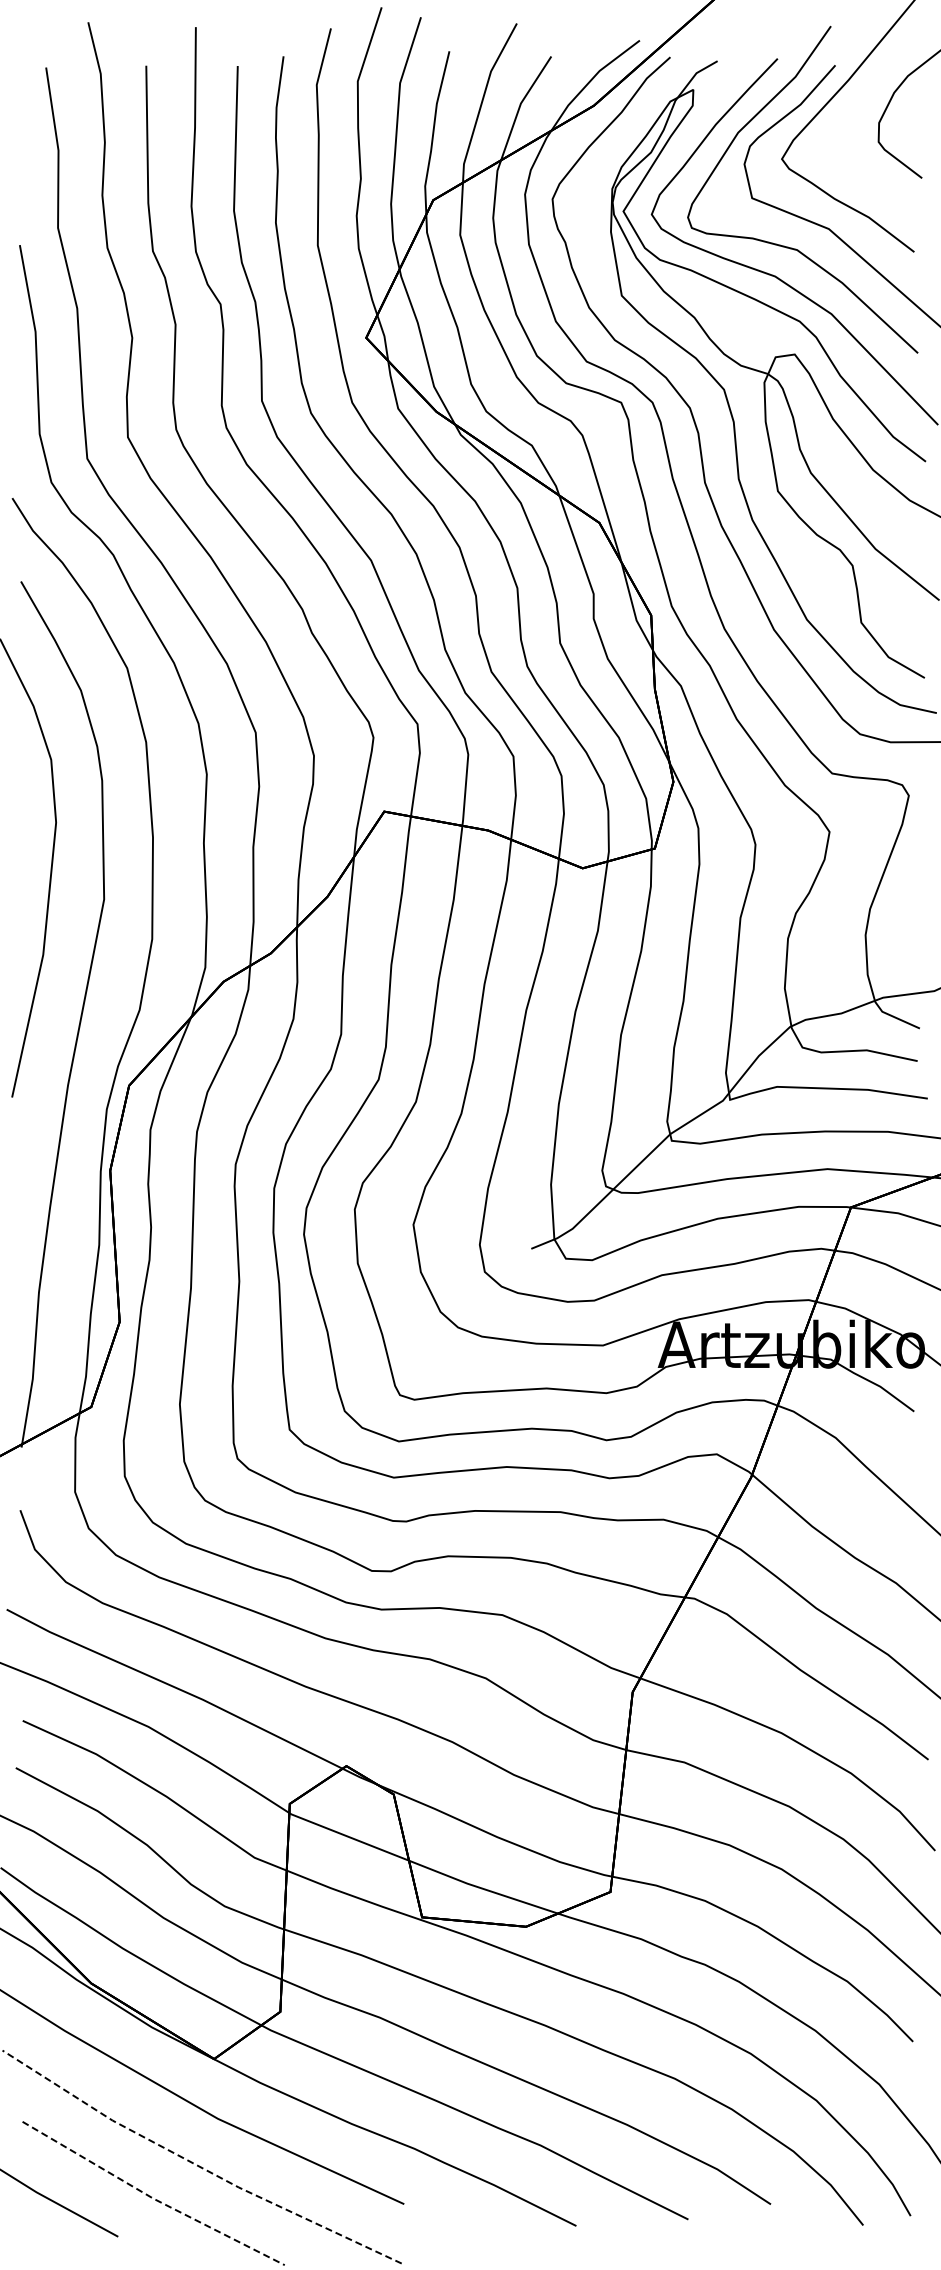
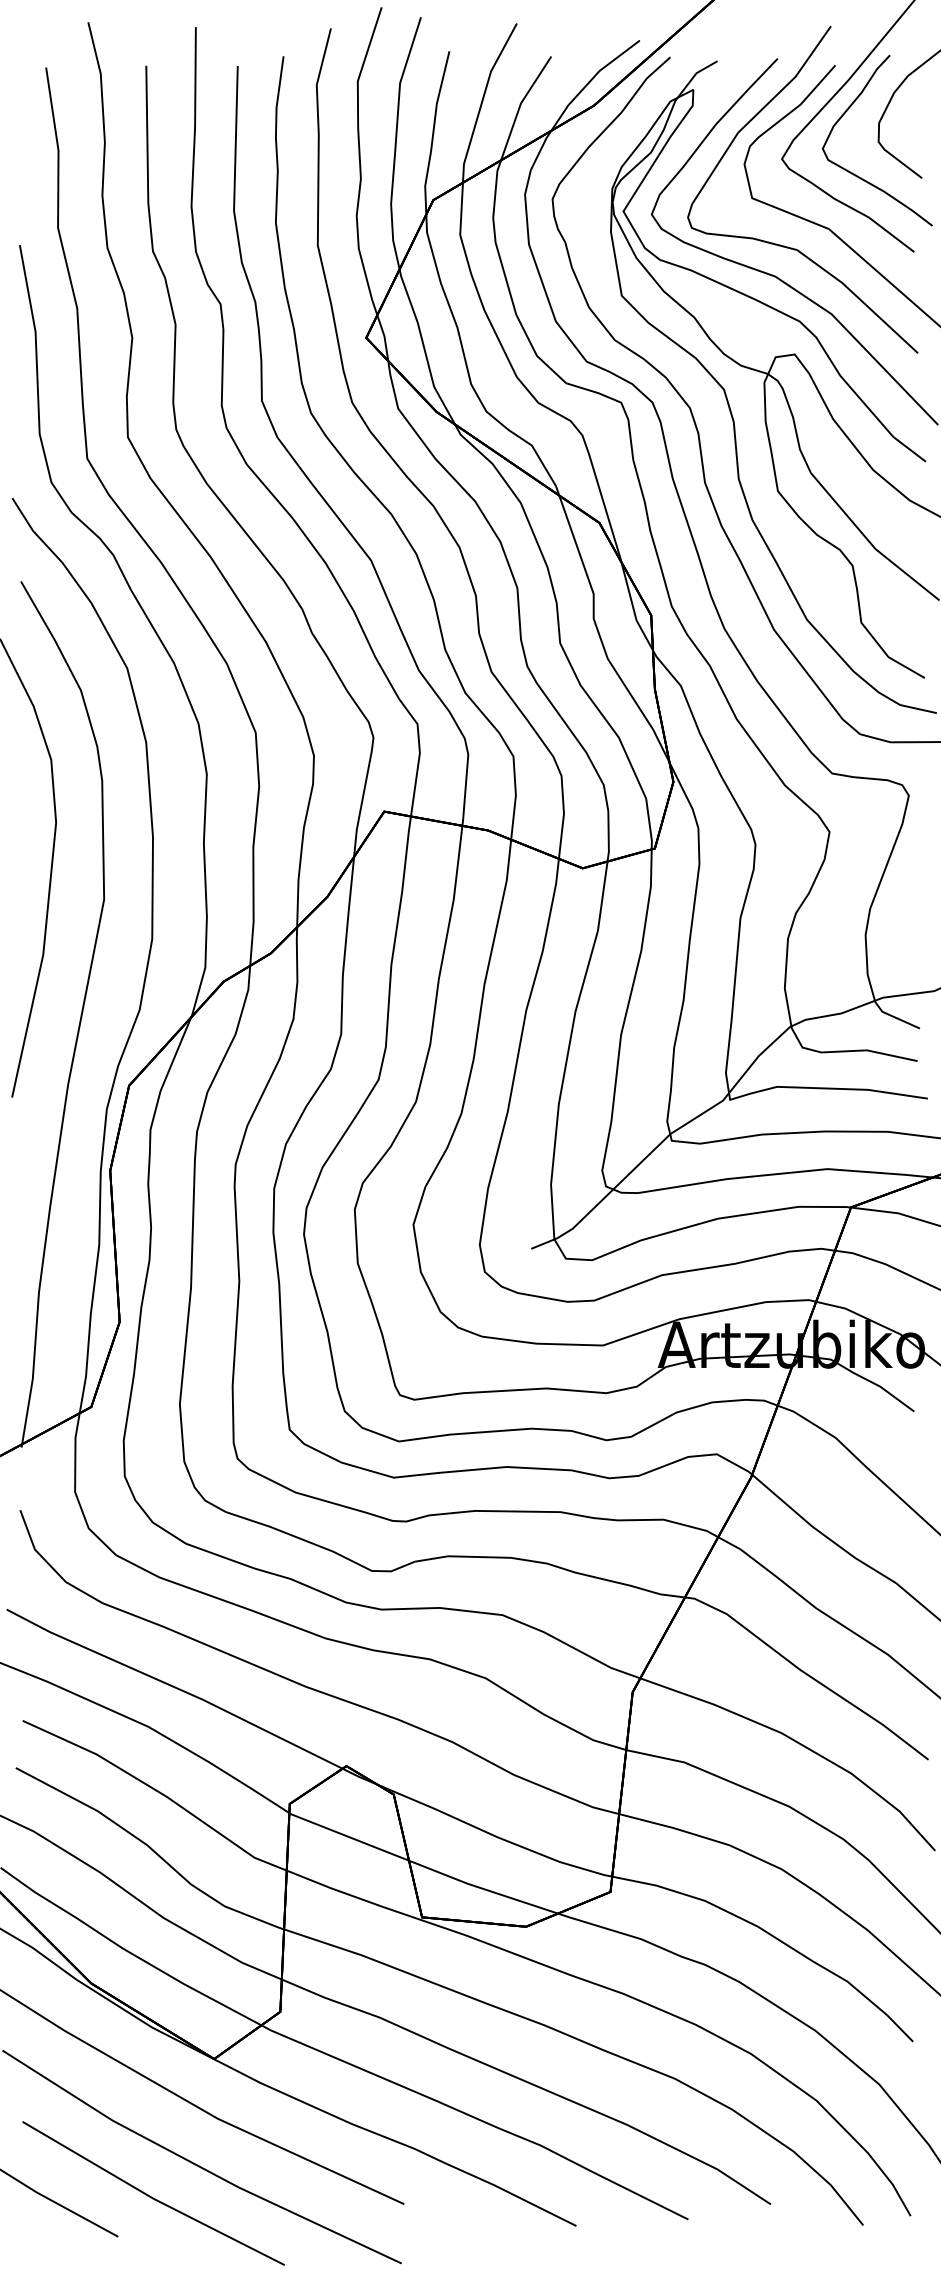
curve: none -> present (856, 174)
line: dashed -> solid (197, 2165)
line: dashed -> solid (152, 2198)
